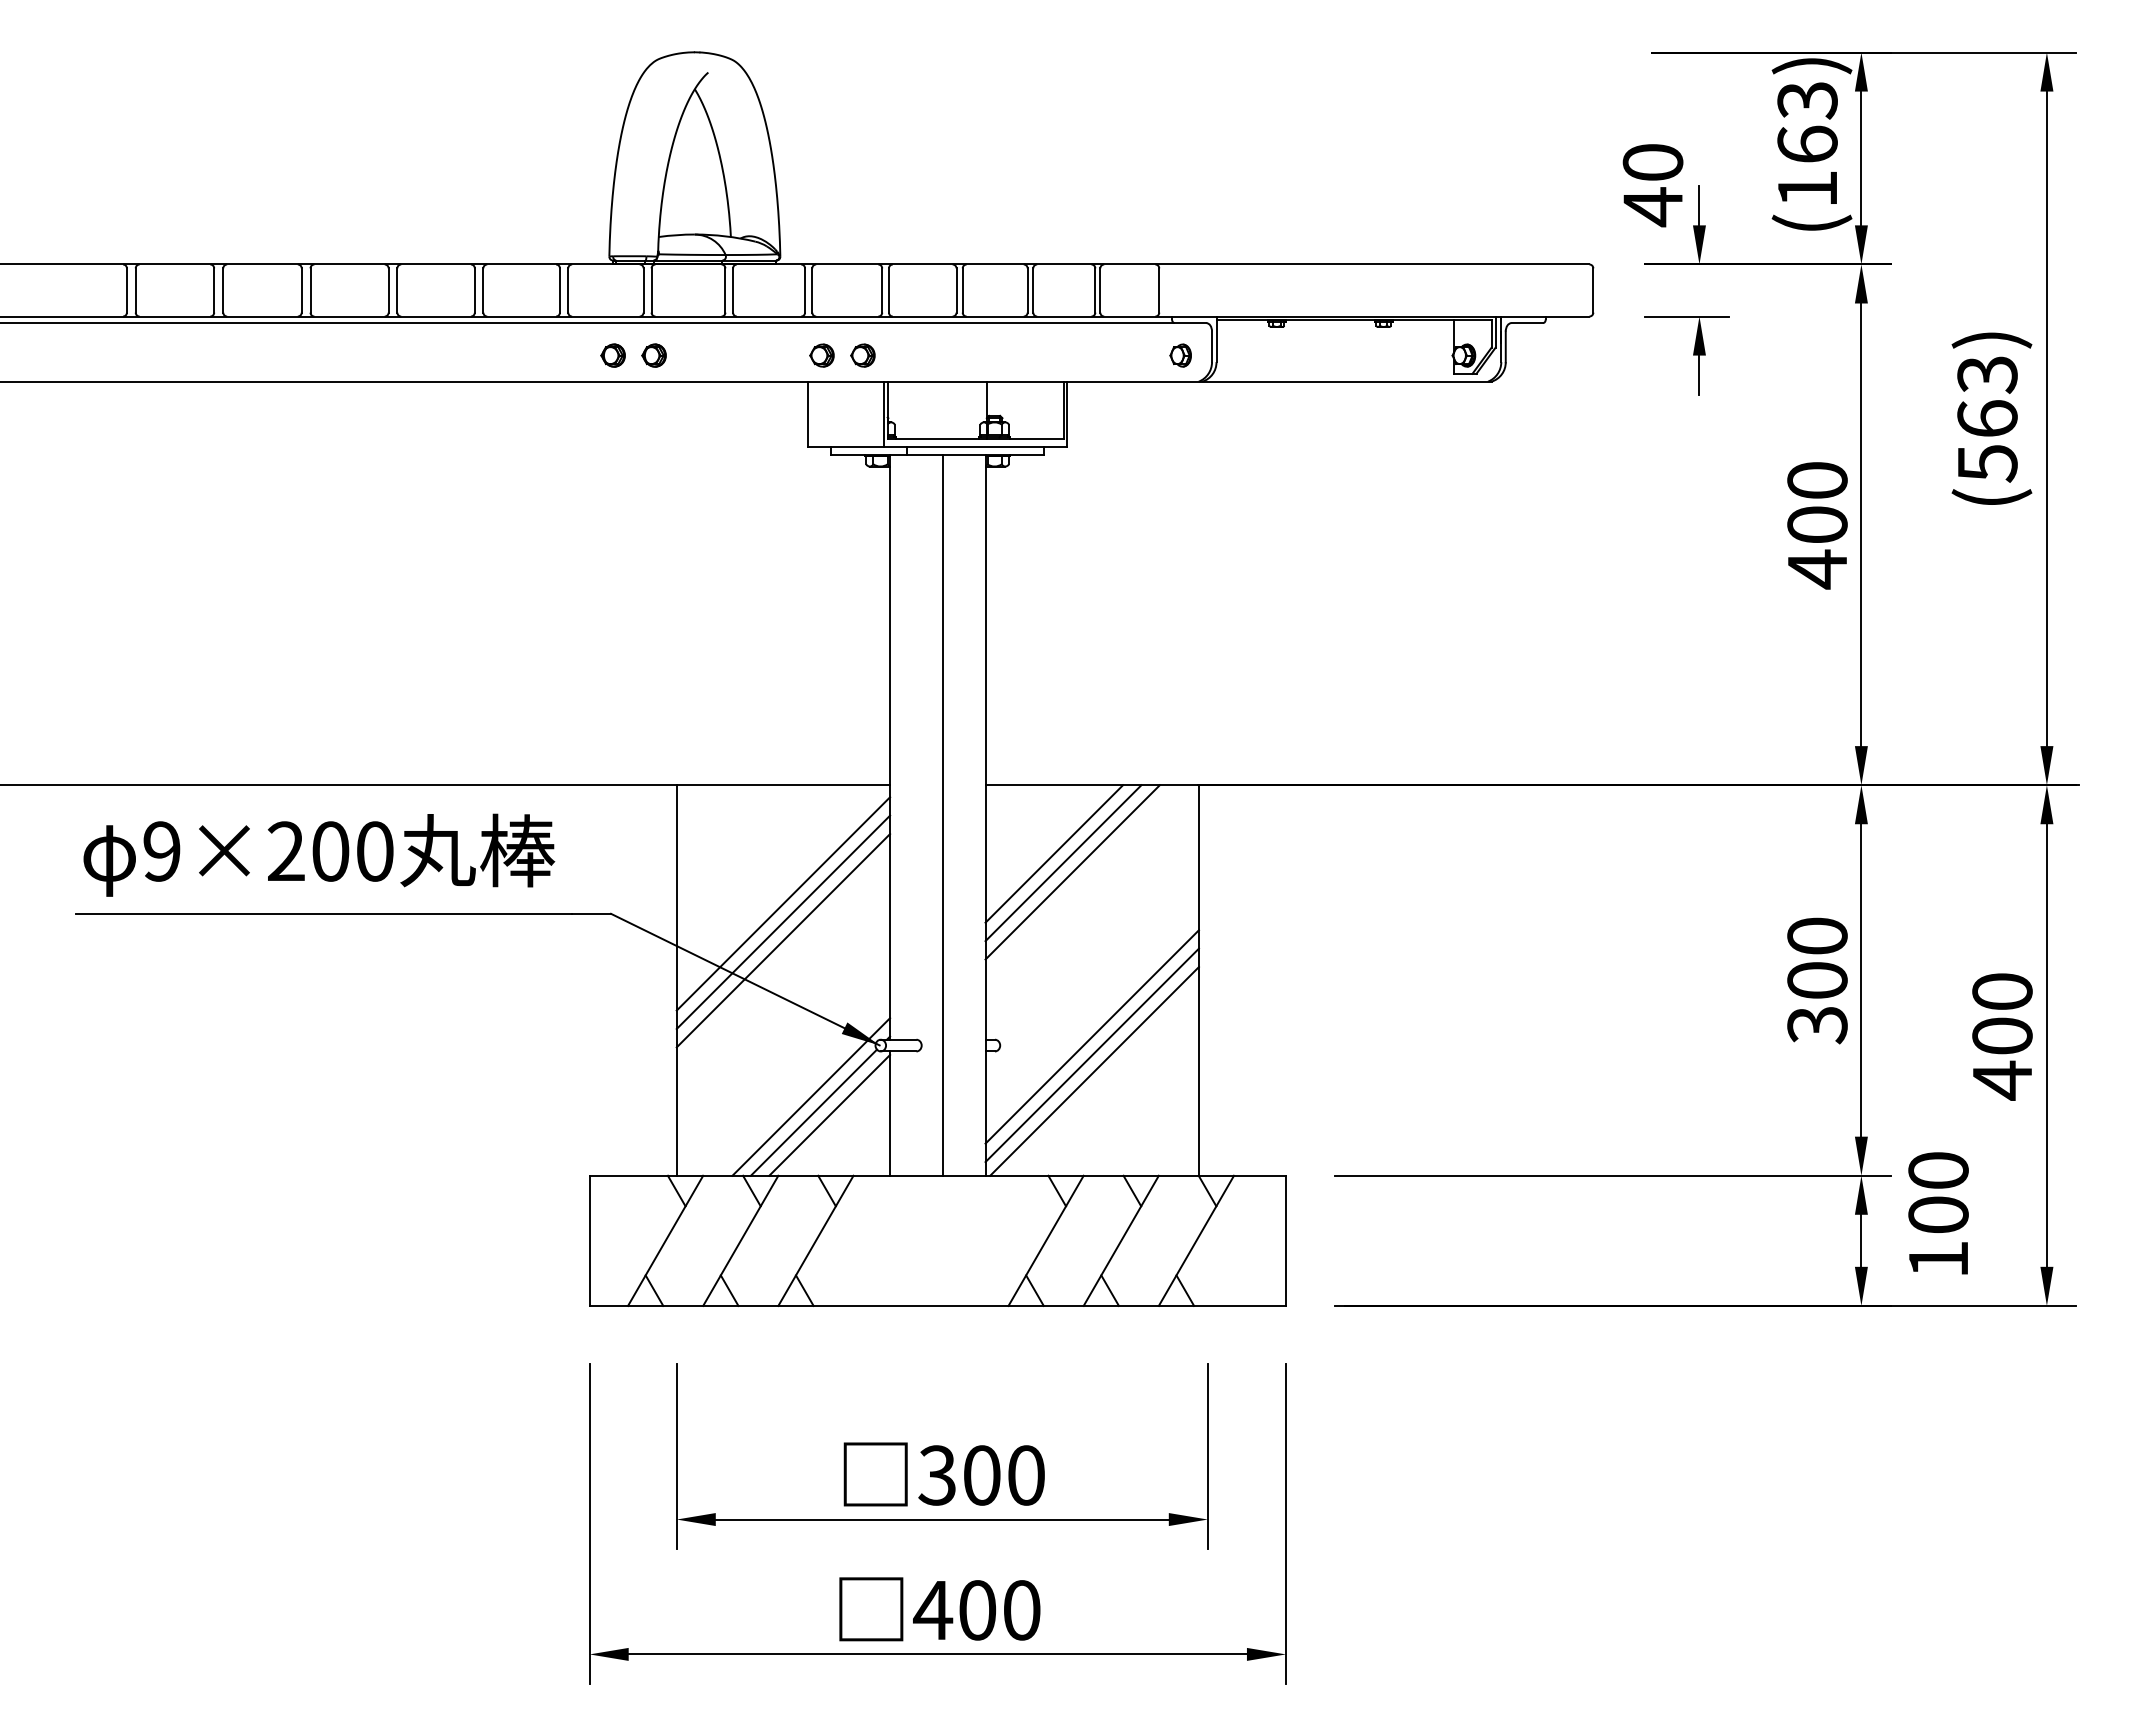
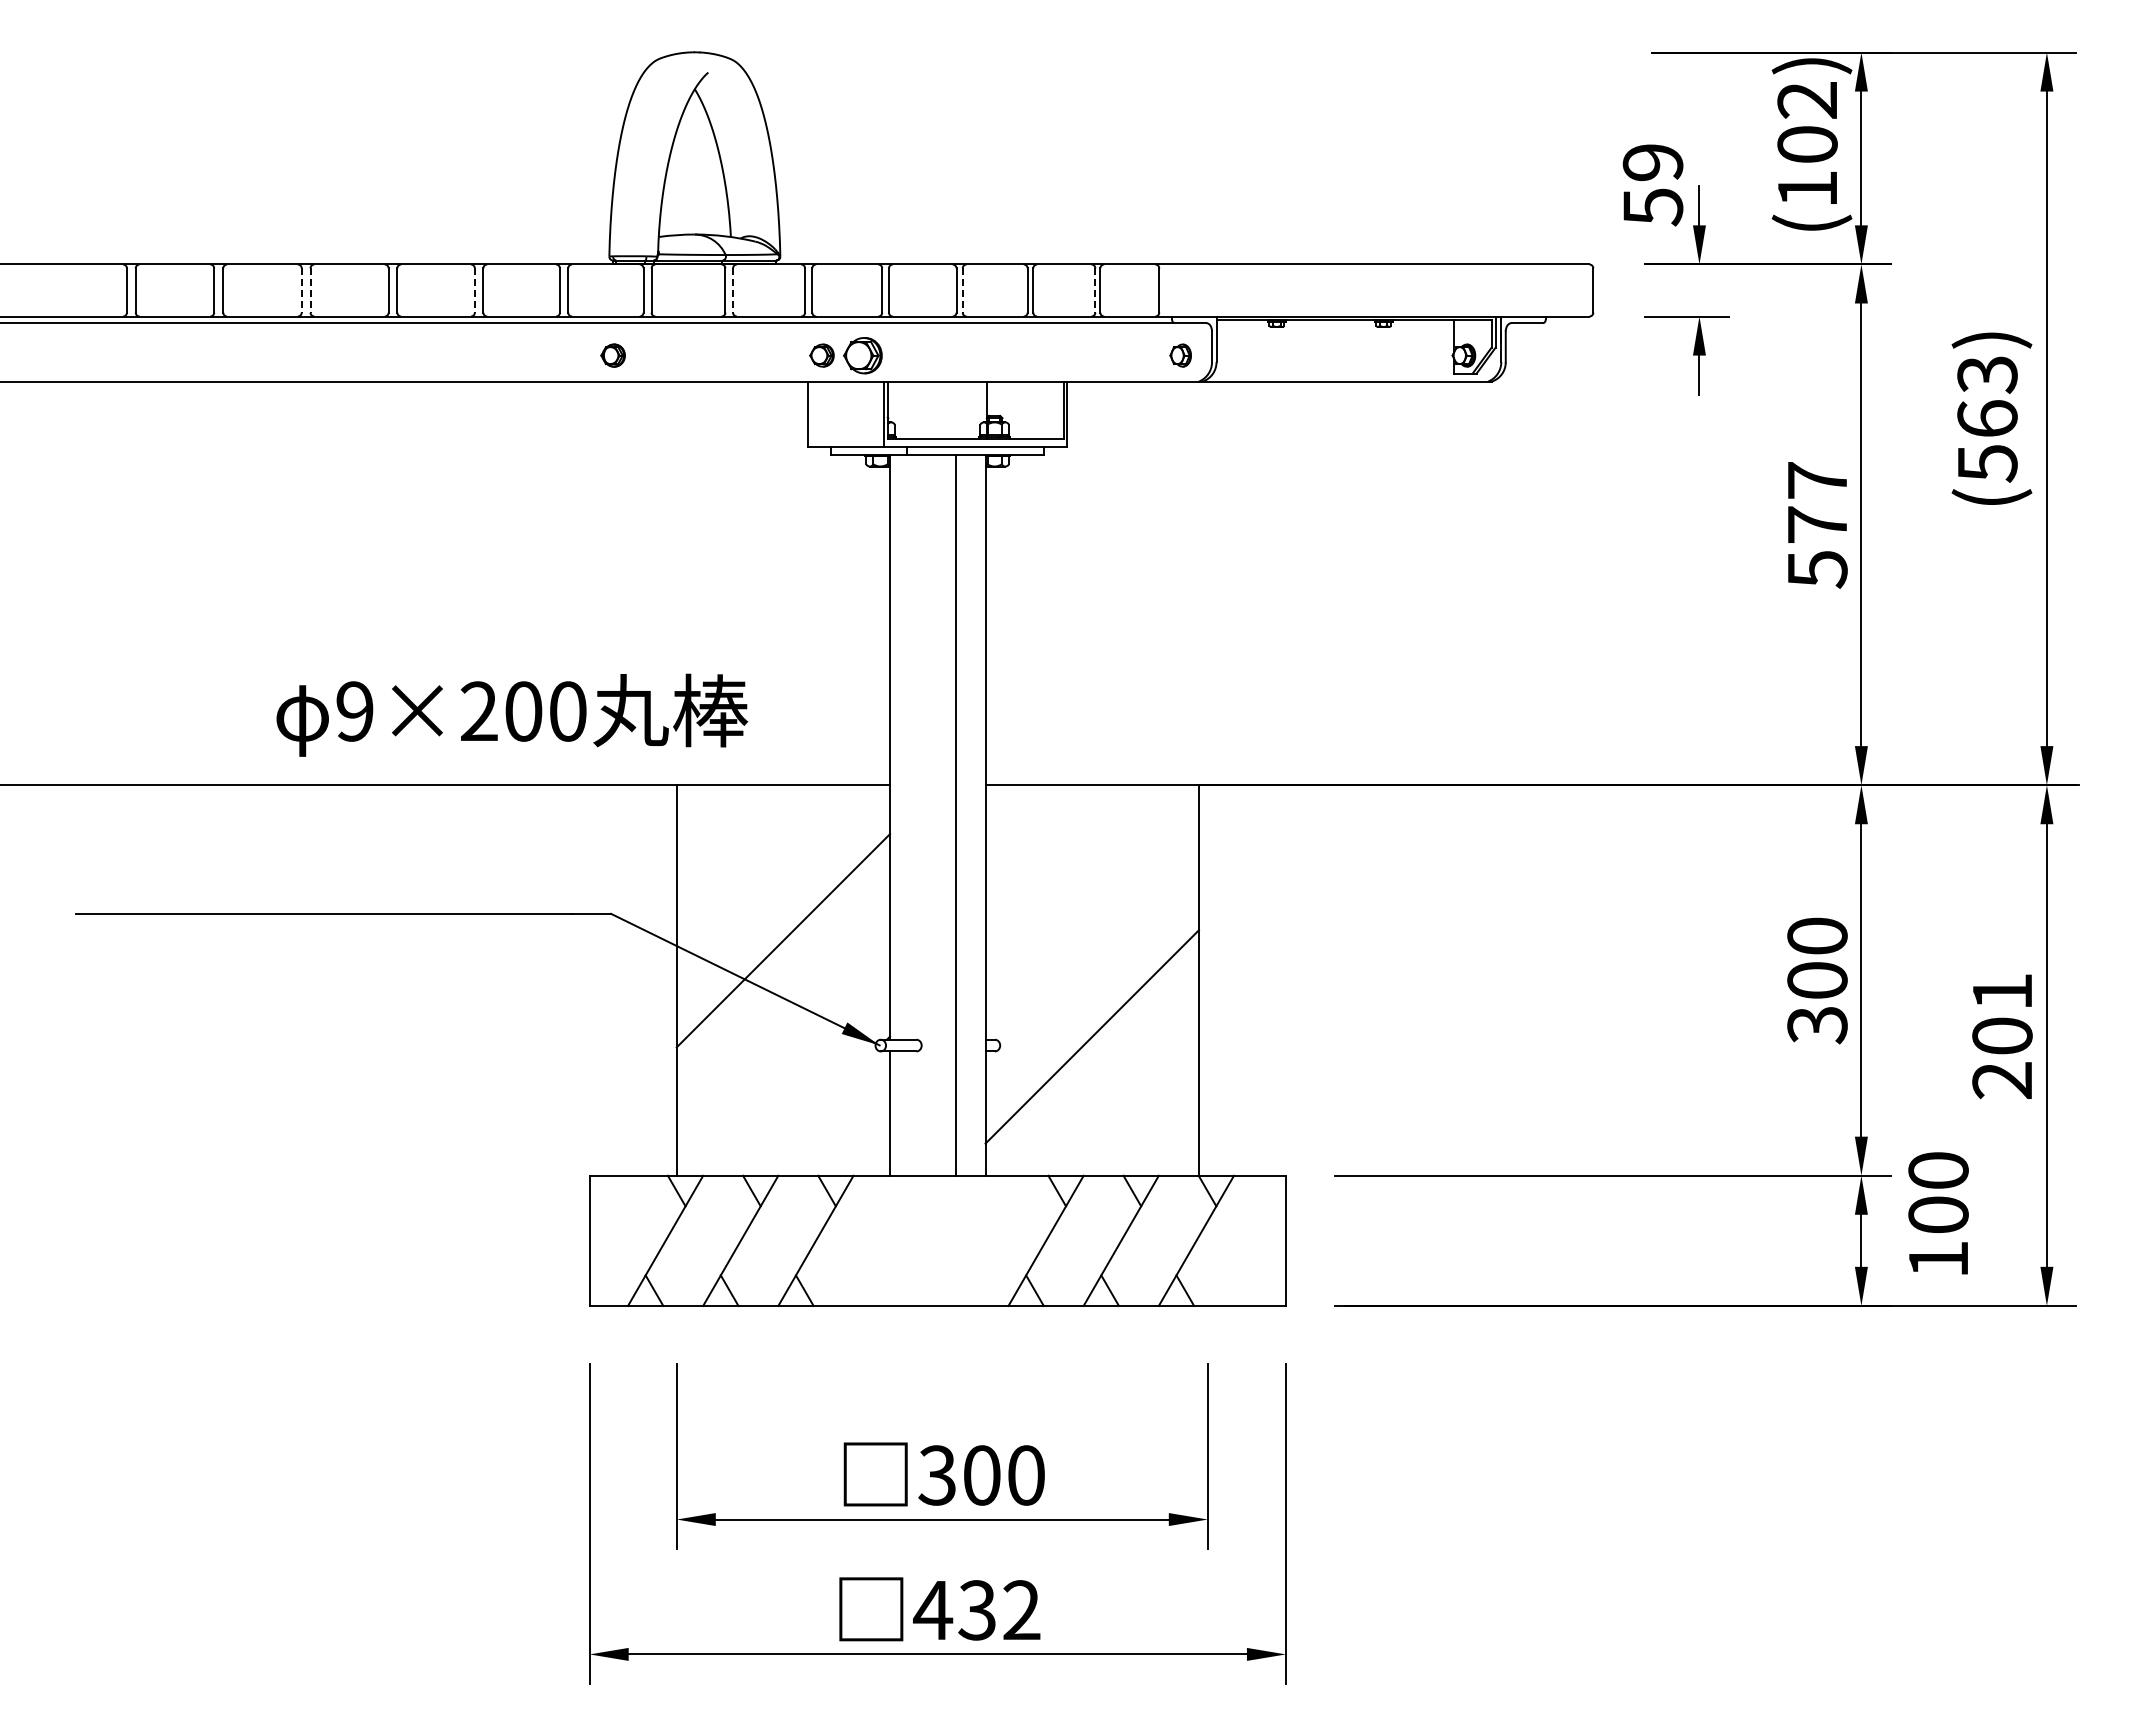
text: (163) -> (102) (1807, 122)
text: 40 -> 59 (1652, 185)
line: solid -> dashed (301, 291)
line: solid -> dashed (310, 291)
line: solid -> dashed (474, 291)
line: solid -> dashed (733, 291)
line: solid -> dashed (962, 291)
line: solid -> dashed (1095, 291)
part: present -> none (653, 355)
part size: 26x25 px -> 40x38 px (862, 355)
text: 400 -> 577 (1817, 525)
line position: (942, 814) -> (955, 814) (955, 814)
line: present -> none (1054, 853)
text position: (319, 854) -> (512, 714) (512, 714)
line: present -> none (1063, 863)
line: present -> none (1072, 872)
line: present -> none (783, 903)
line: present -> none (783, 922)
text: 400 -> 201 (2002, 1036)
line: present -> none (1091, 1055)
line: present -> none (1094, 1071)
line: present -> none (811, 1096)
line: present -> none (813, 1112)
line: present -> none (829, 1114)
text: 400 -> 432 (999, 1610)
